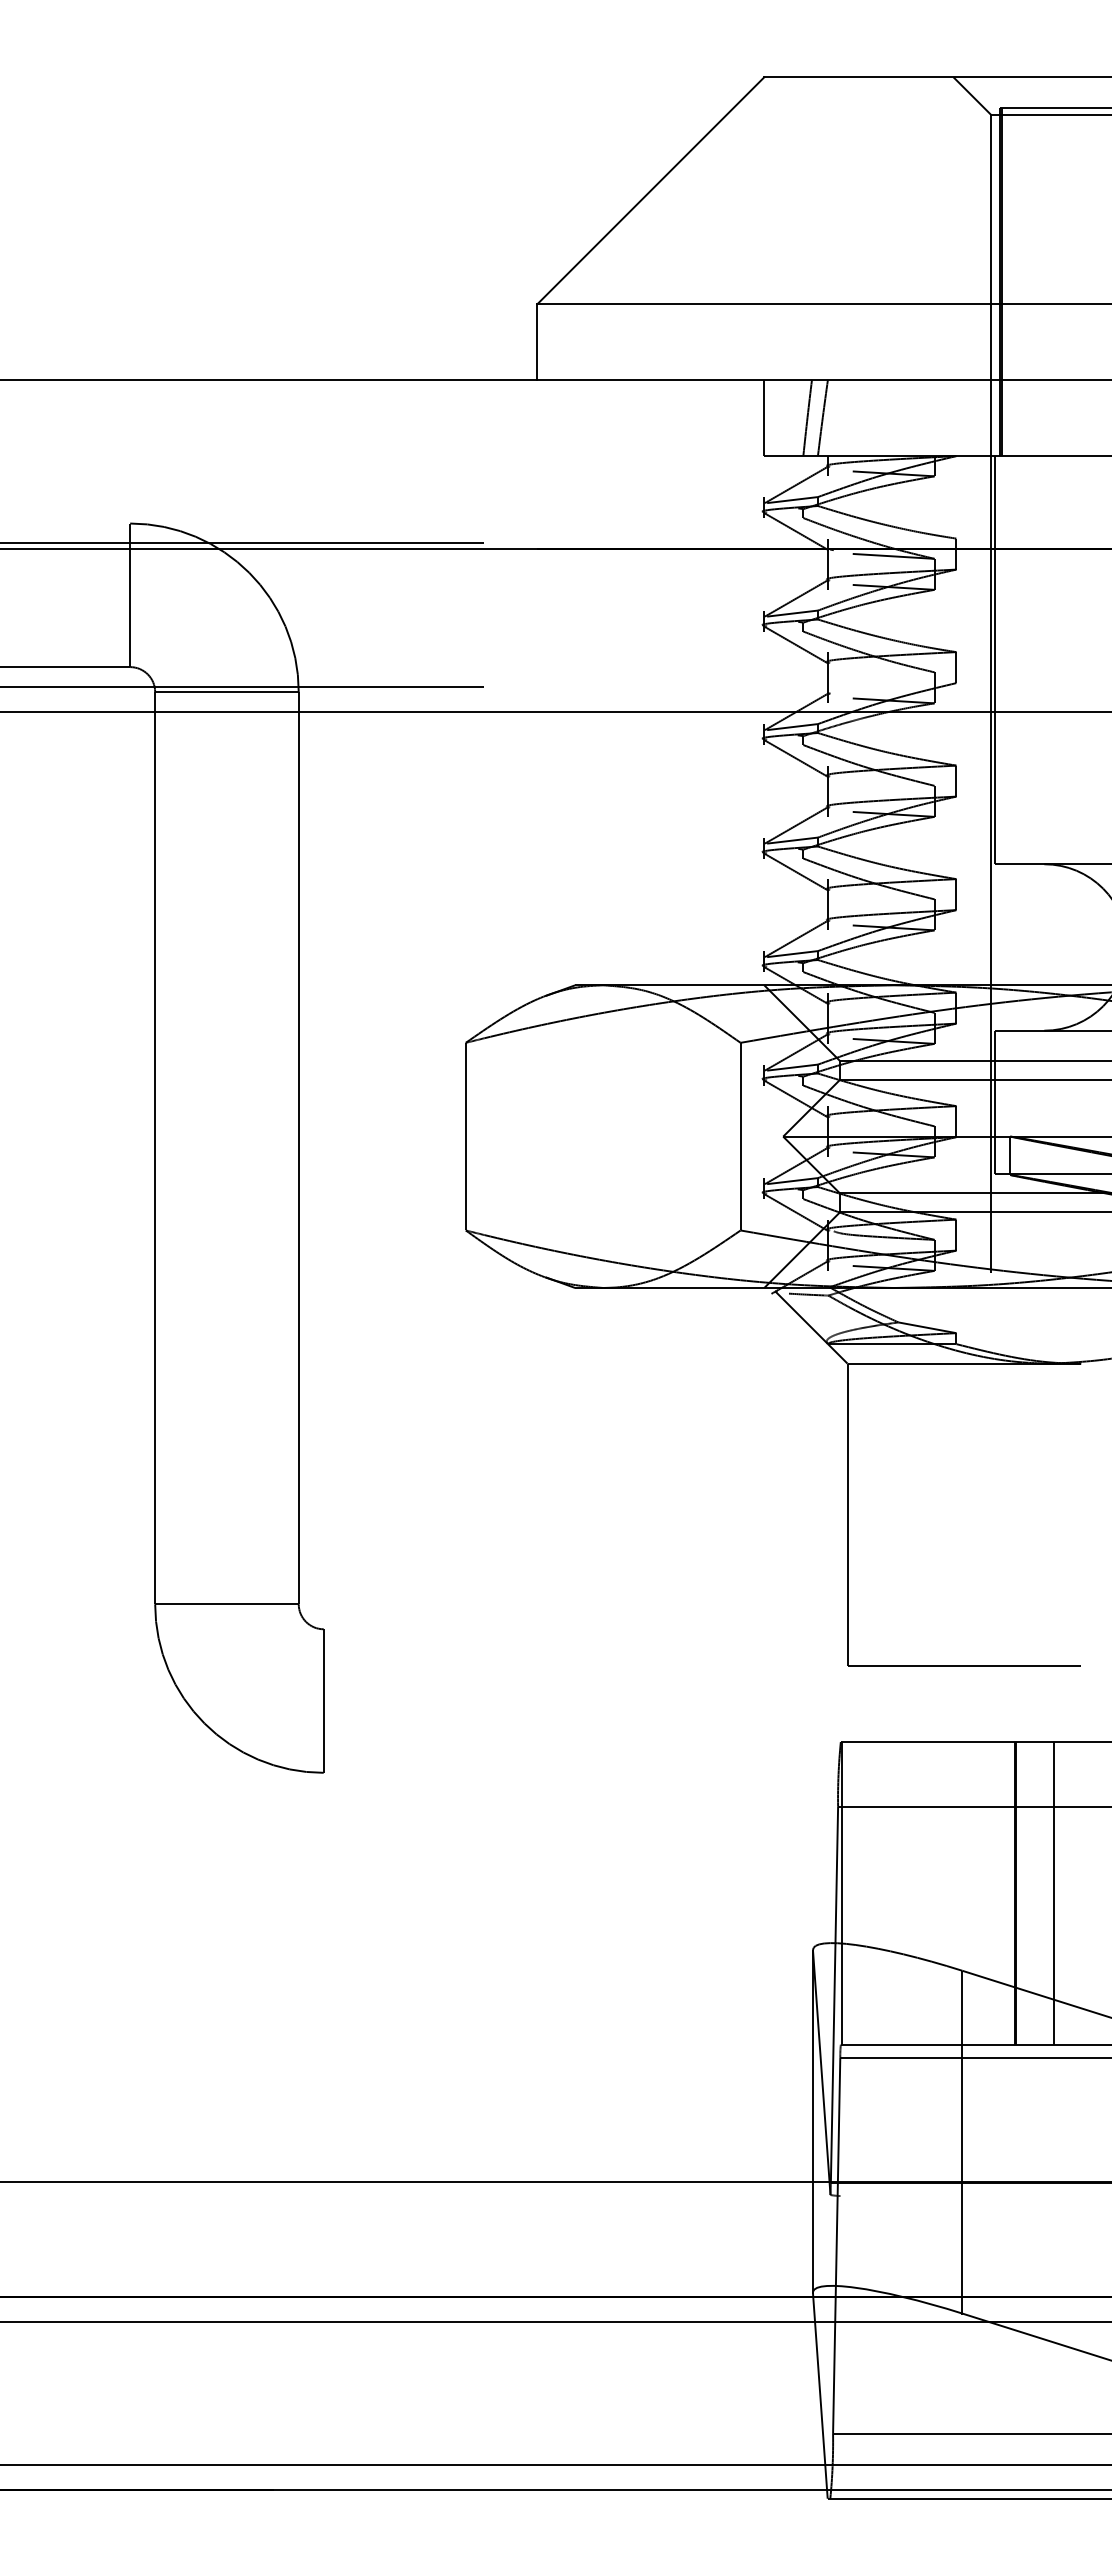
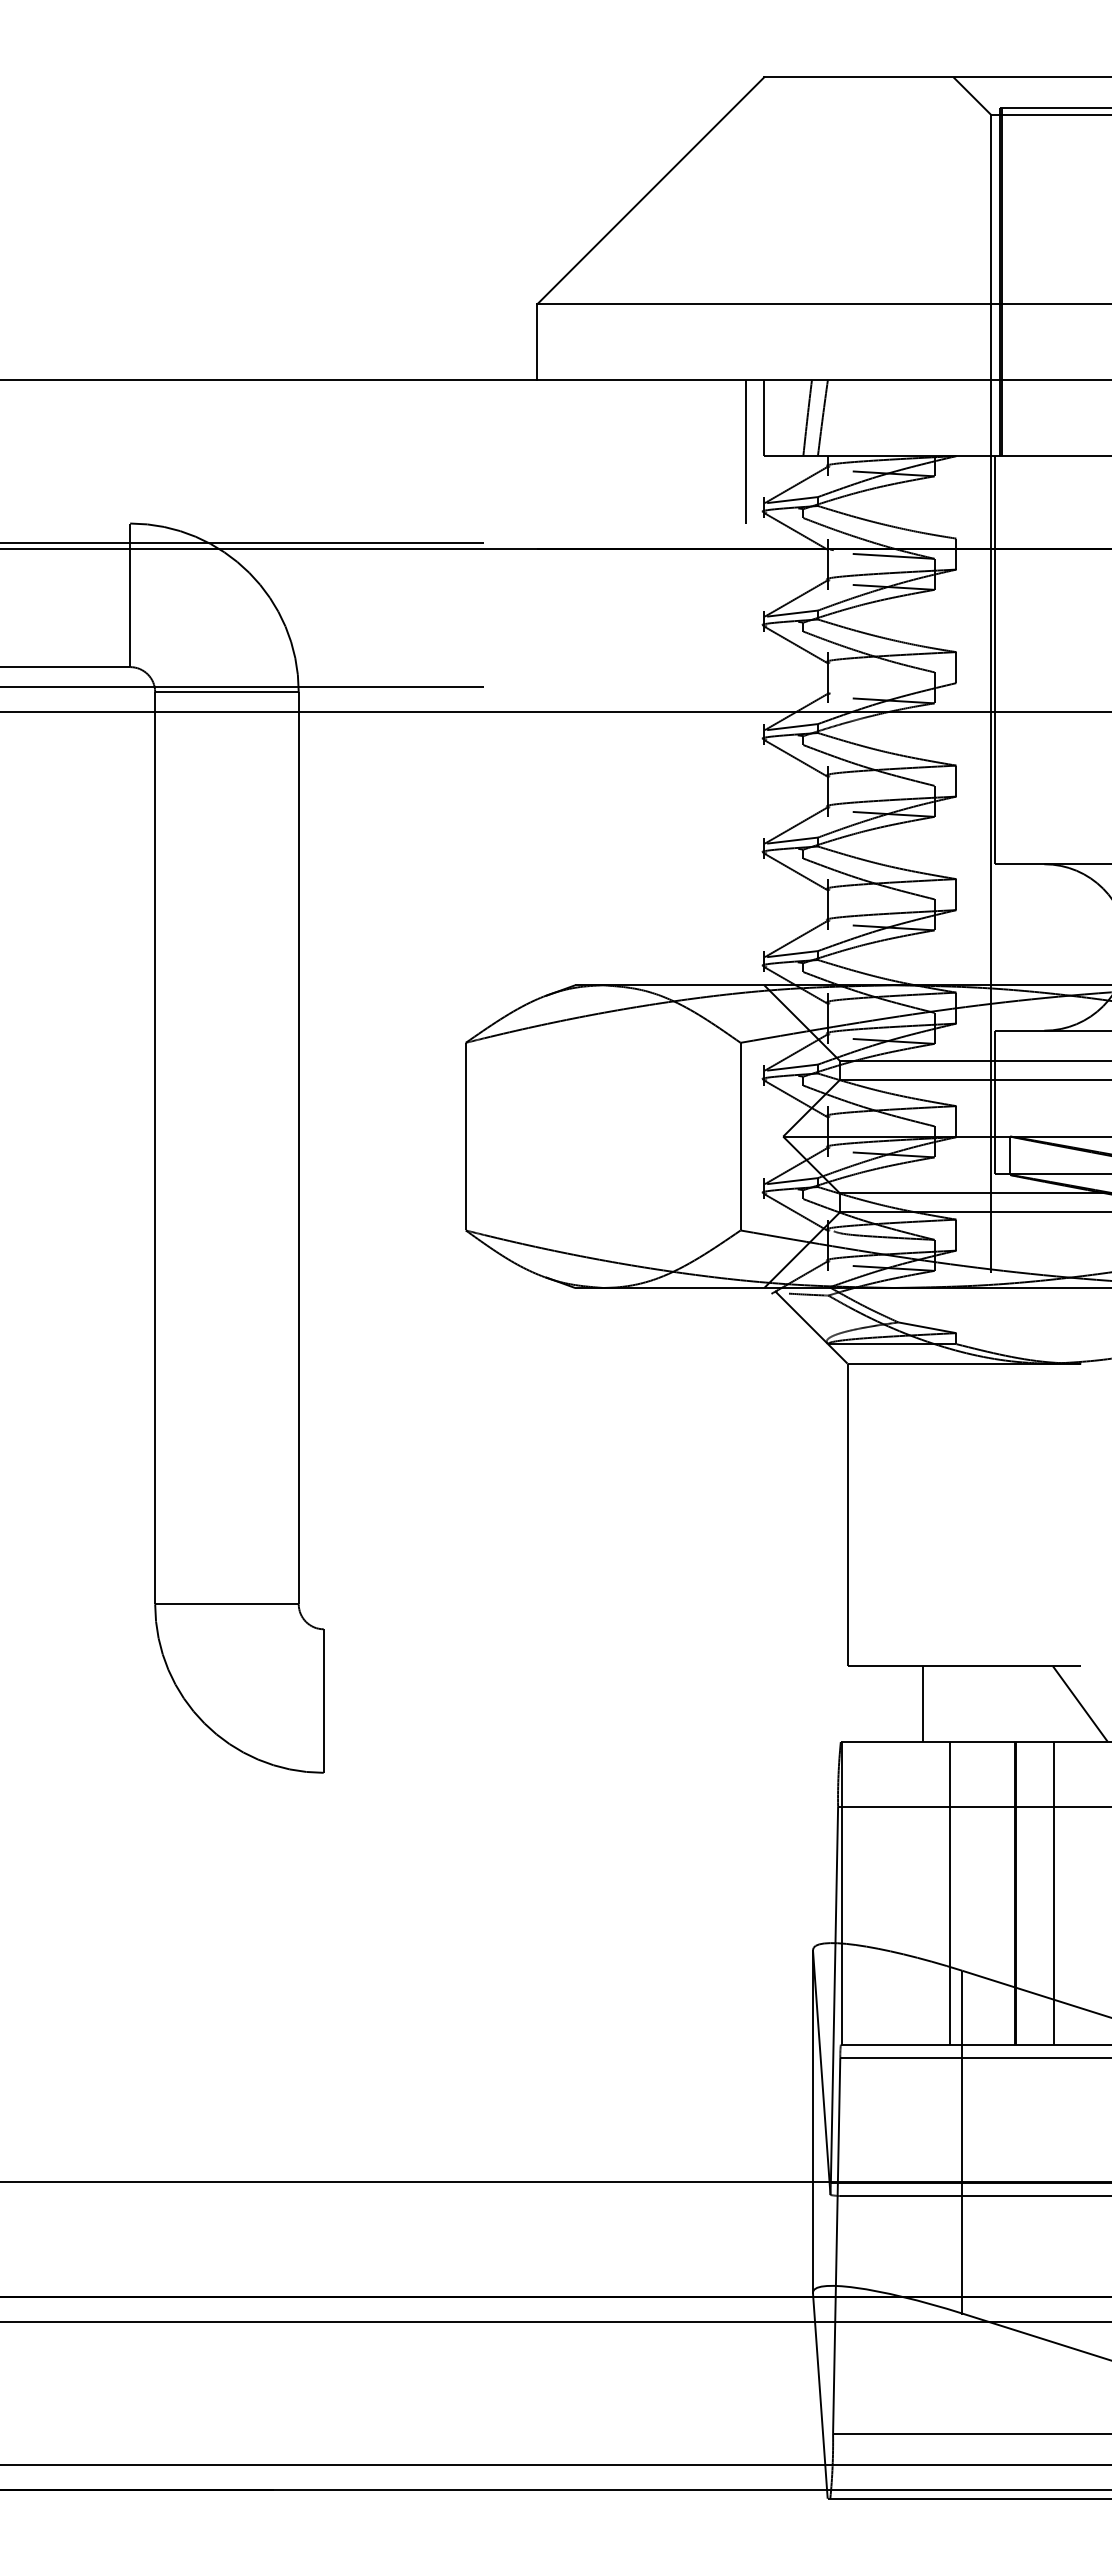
line: none -> present (746, 451)
line: none -> present (923, 1704)
line: none -> present (1080, 1704)
line: none -> present (949, 1893)
line: none -> present (974, 2196)
